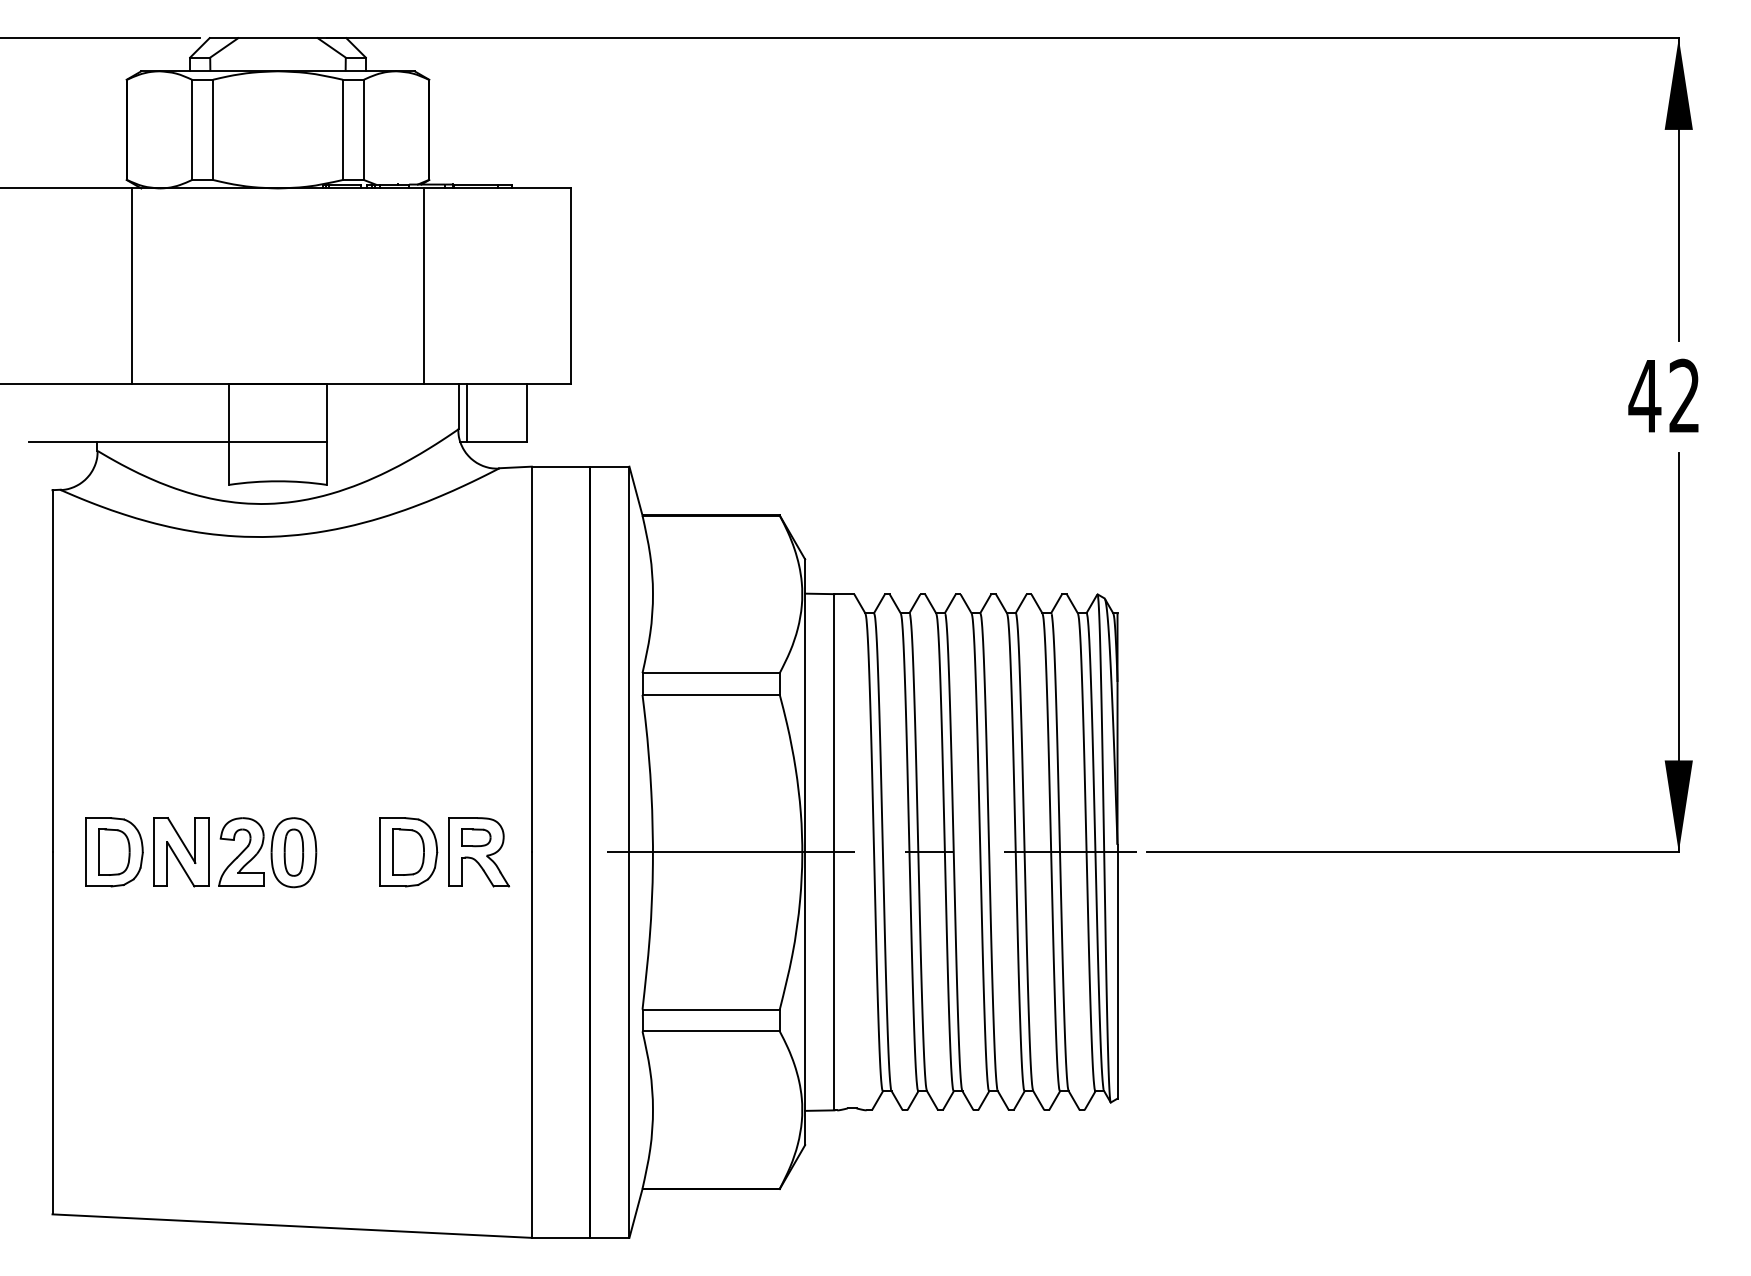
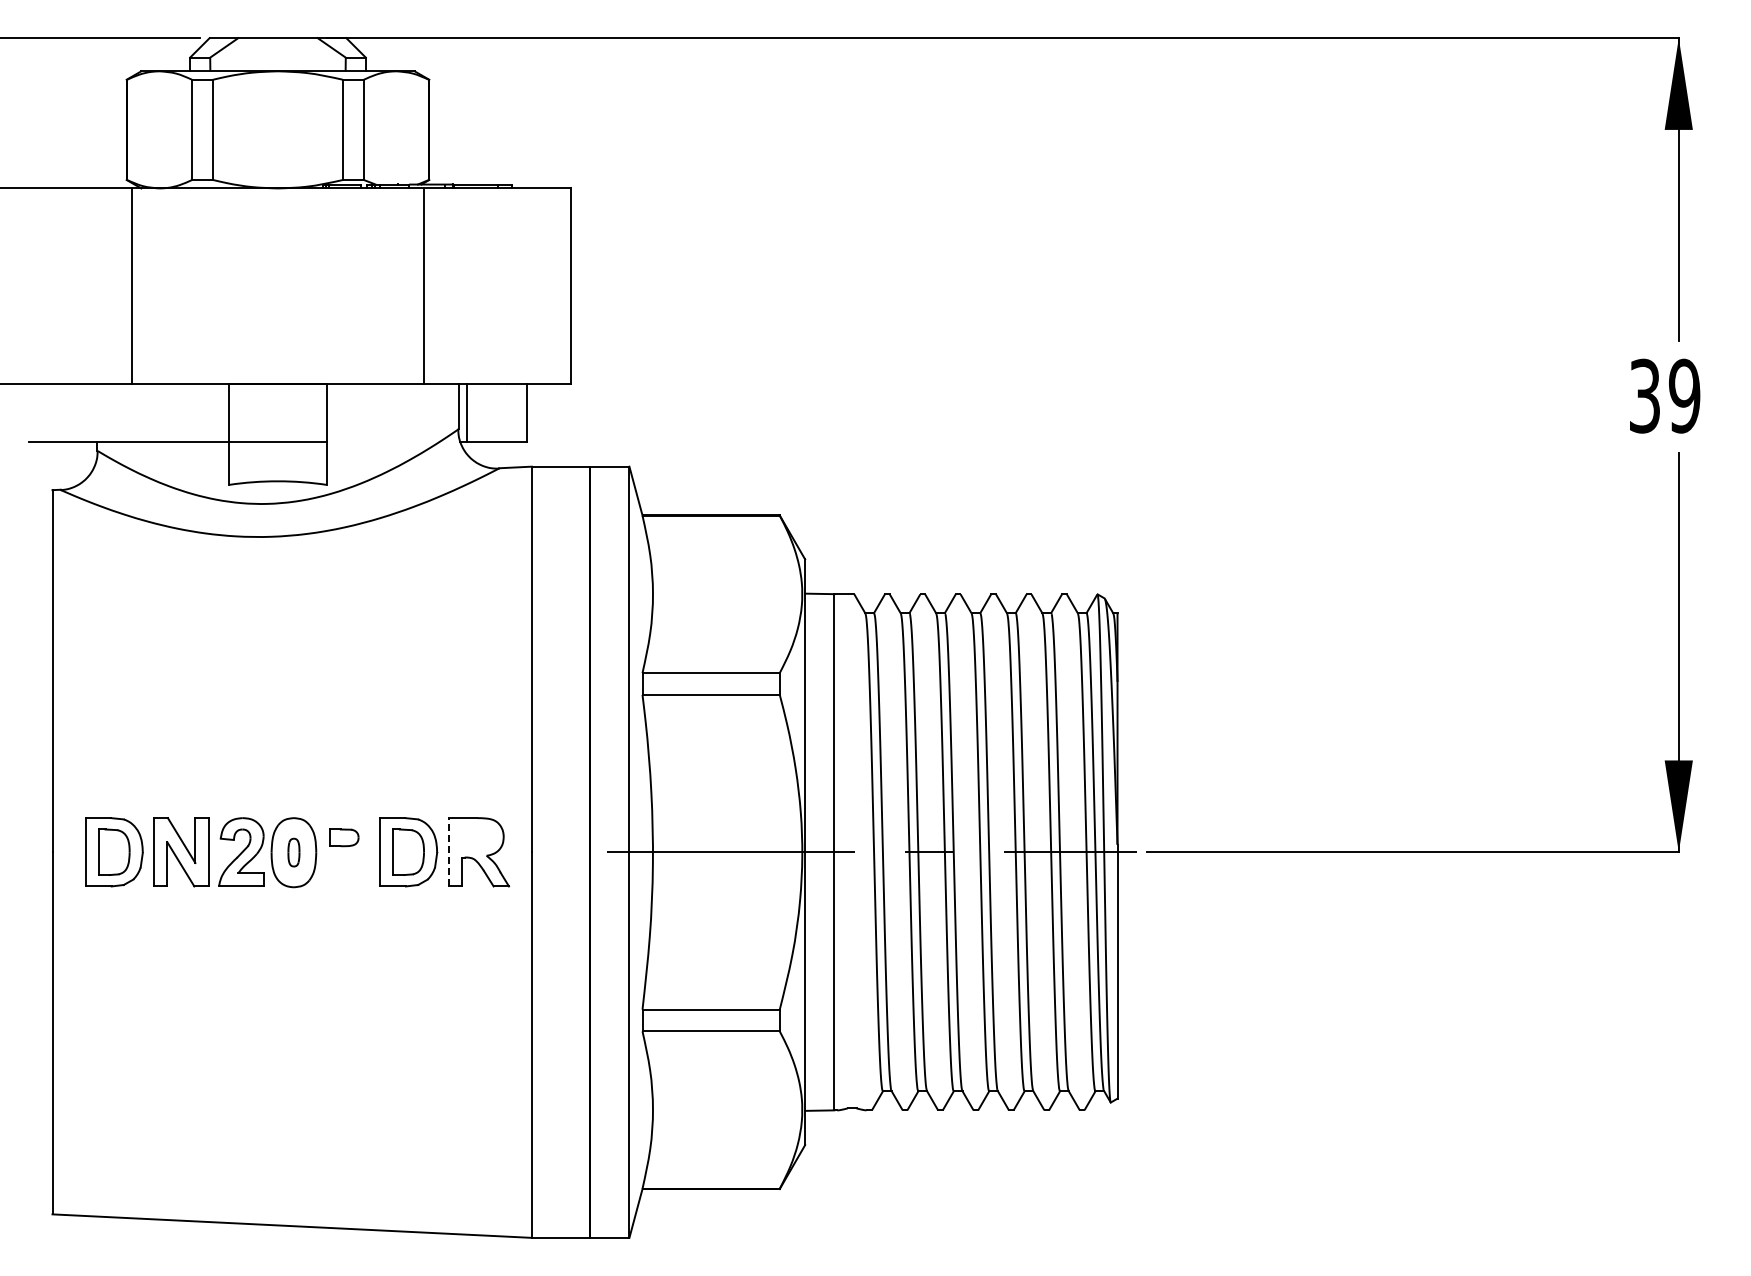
text: 42 -> 39 (1664, 395)
part position: (476, 837) -> (344, 837) (344, 837)
line: solid -> dashed (448, 851)
part size: 22x49 px -> 14x31 px (293, 852)
